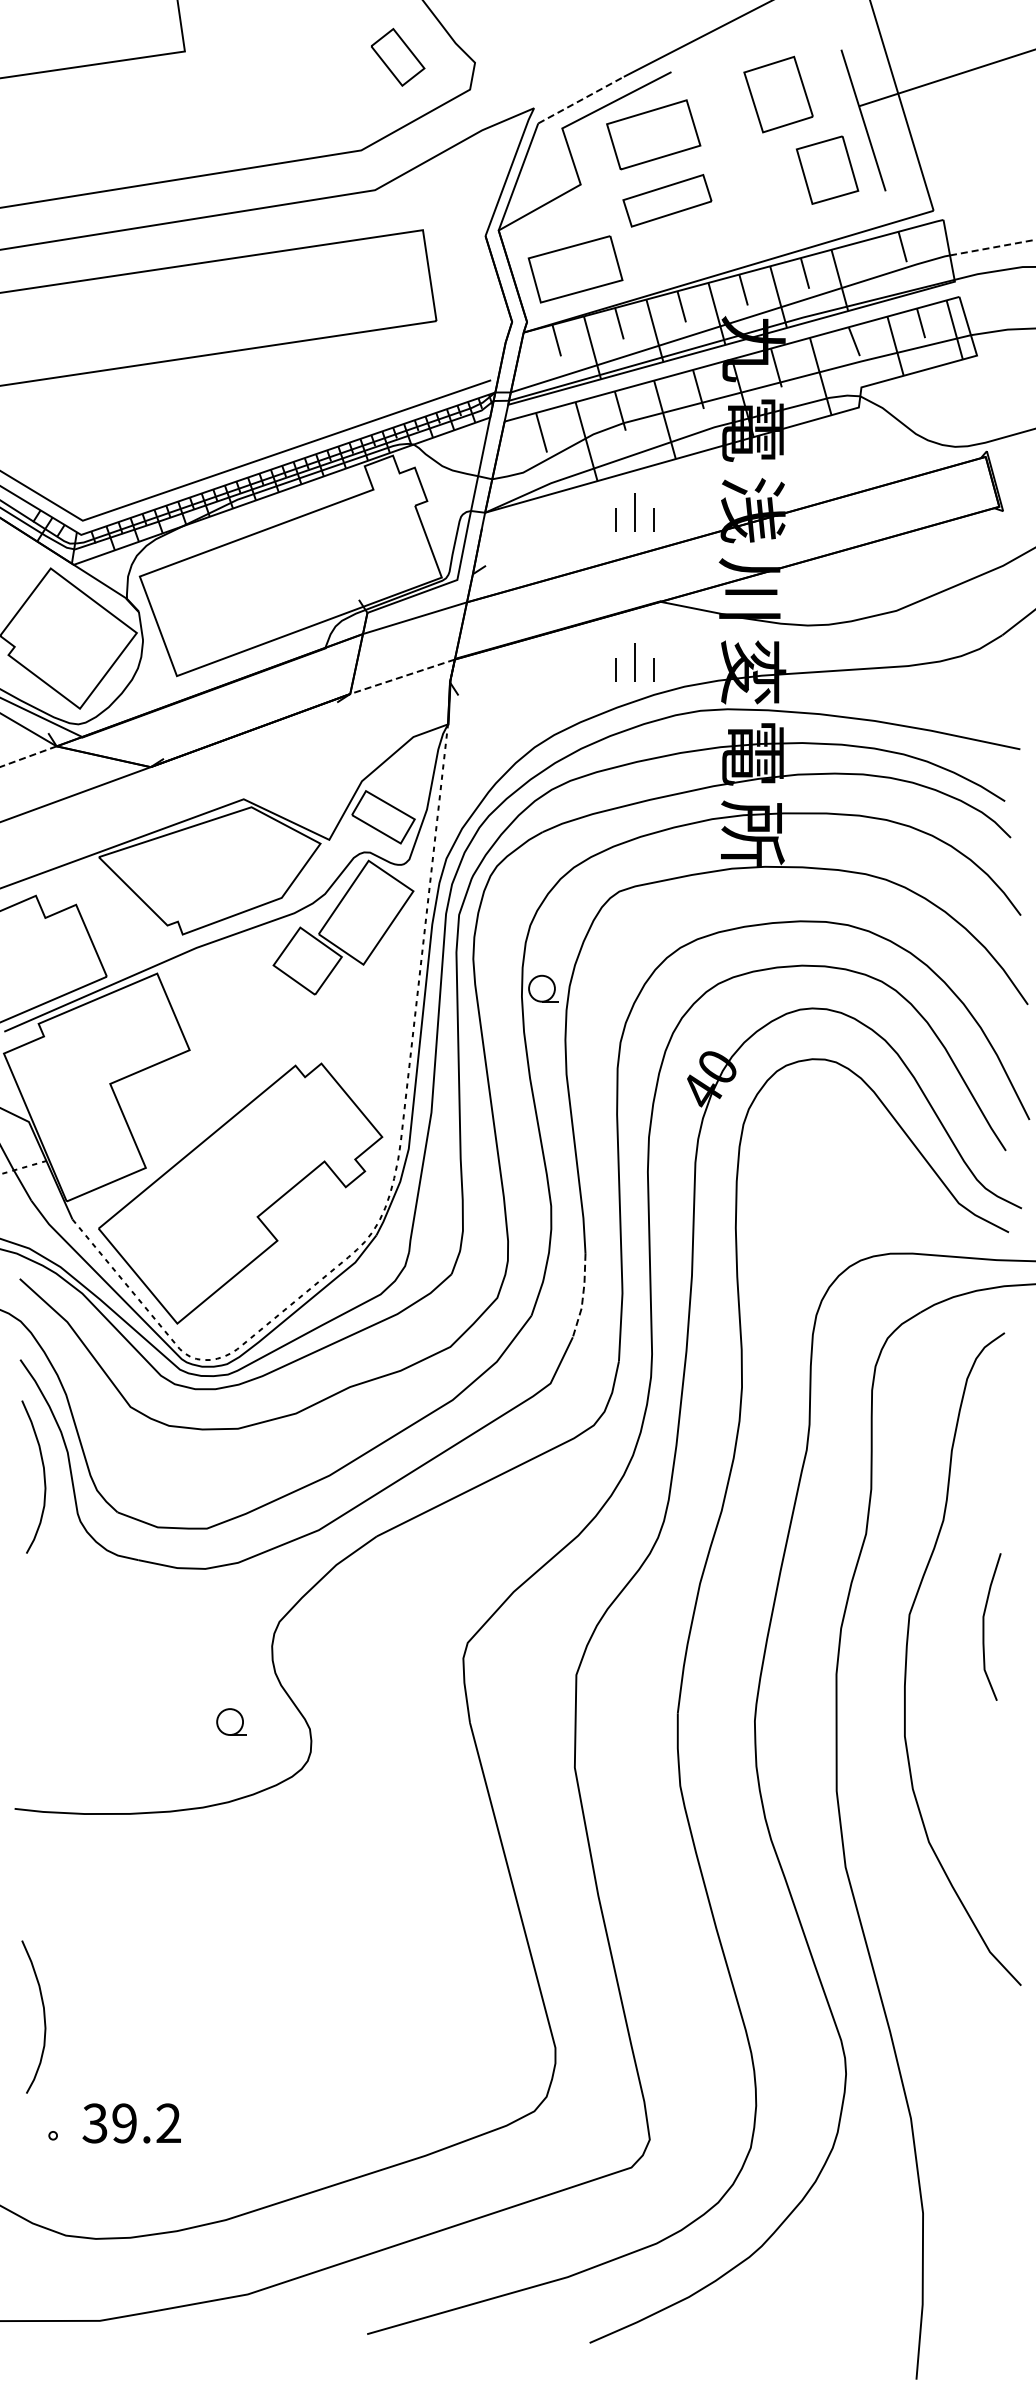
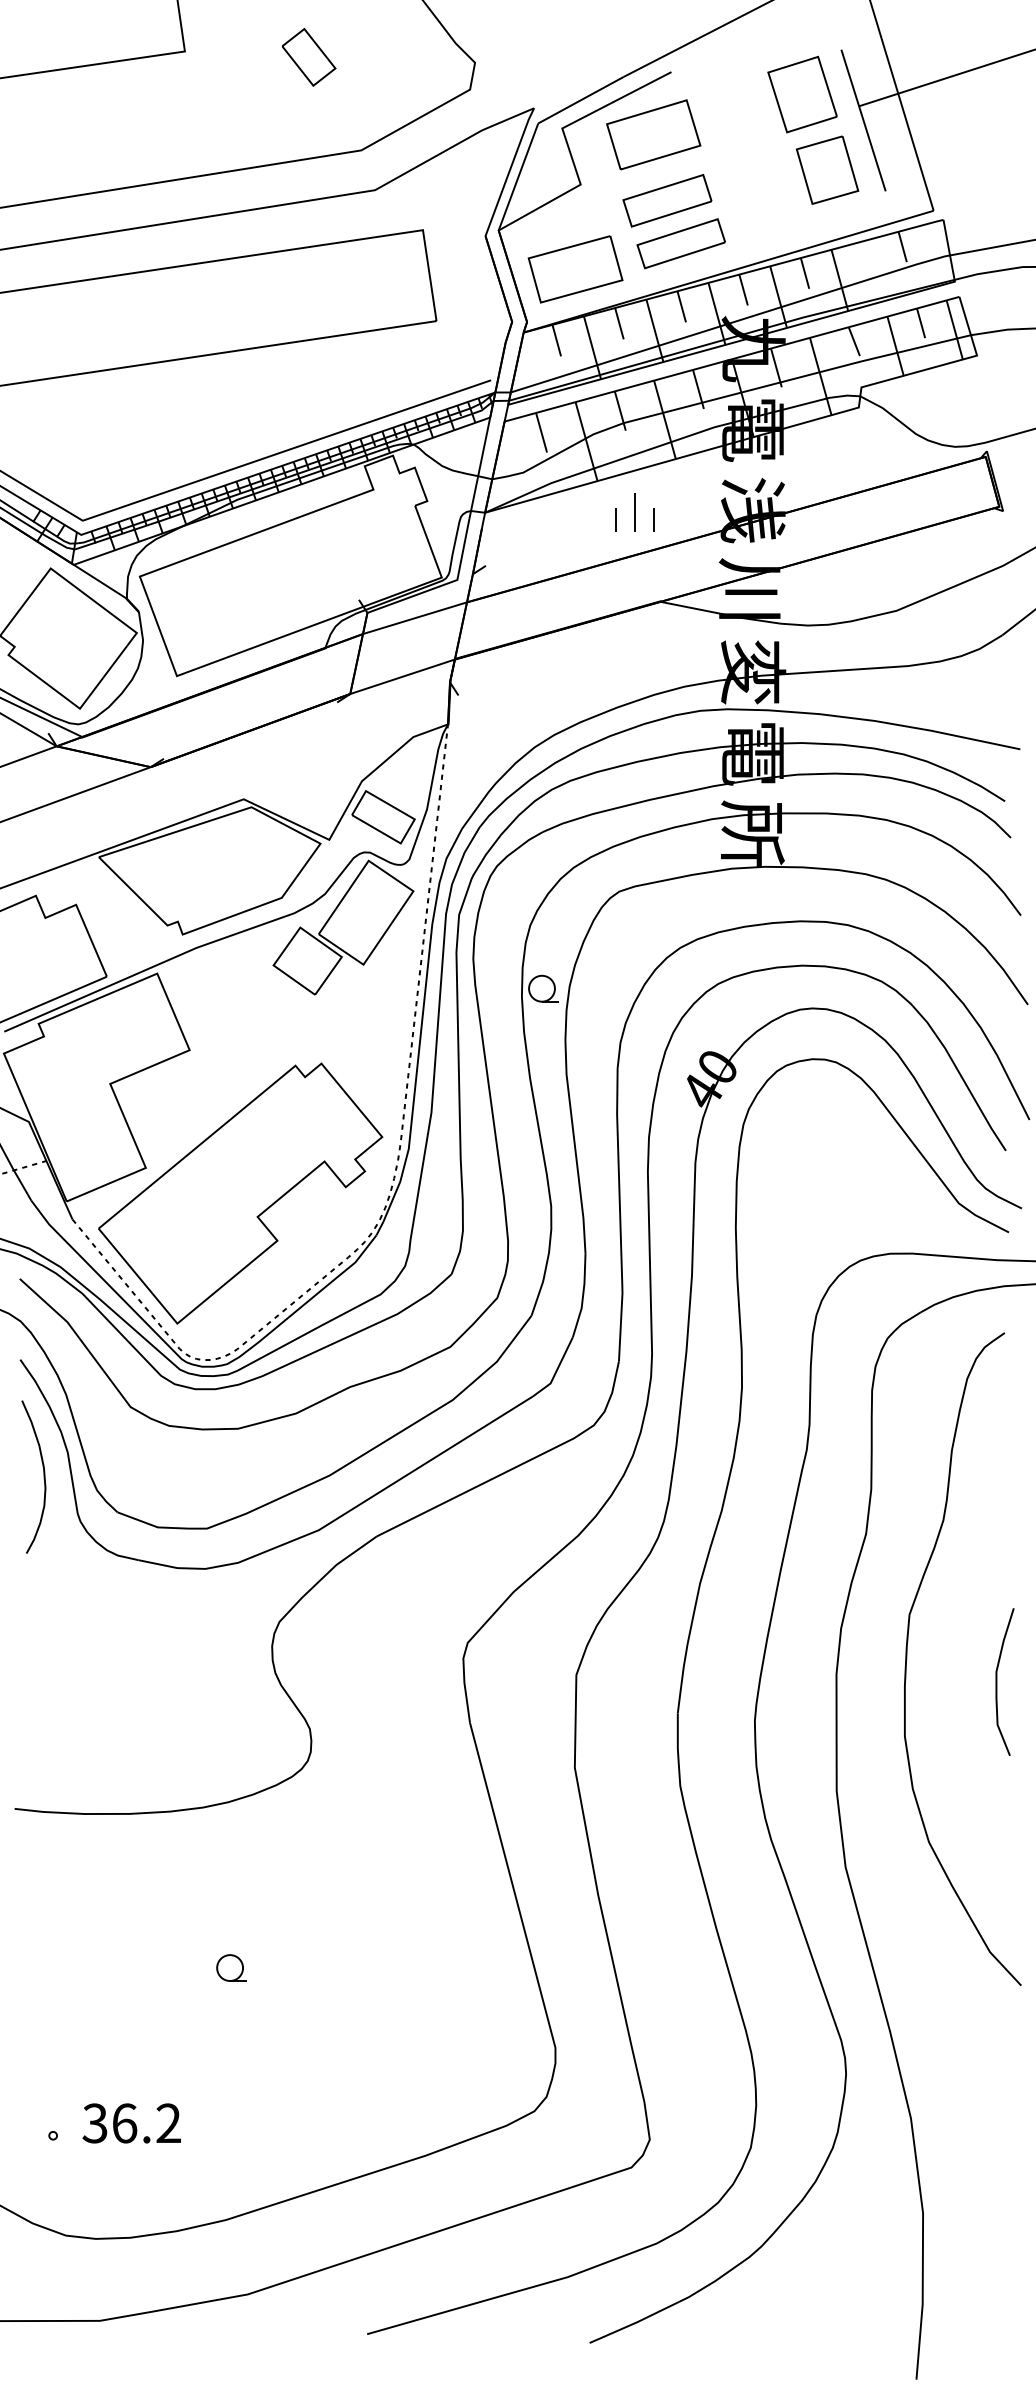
part position: (398, 57) -> (309, 57) (309, 57)
part position: (778, 94) -> (802, 94) (802, 94)
line: dashed -> solid (581, 100)
part: none -> present (680, 243)
line: dashed -> solid (993, 247)
part: present -> none (634, 662)
line: dashed -> solid (402, 676)
line: dashed -> solid (28, 756)
line: dashed -> solid (583, 1296)
curve position: (984, 1626) -> (997, 1681) (997, 1681)
part position: (231, 1721) -> (231, 1967) (231, 1967)
curve: present -> none (43, 2016)
text: 39.2 -> 36.2 (124, 2123)
